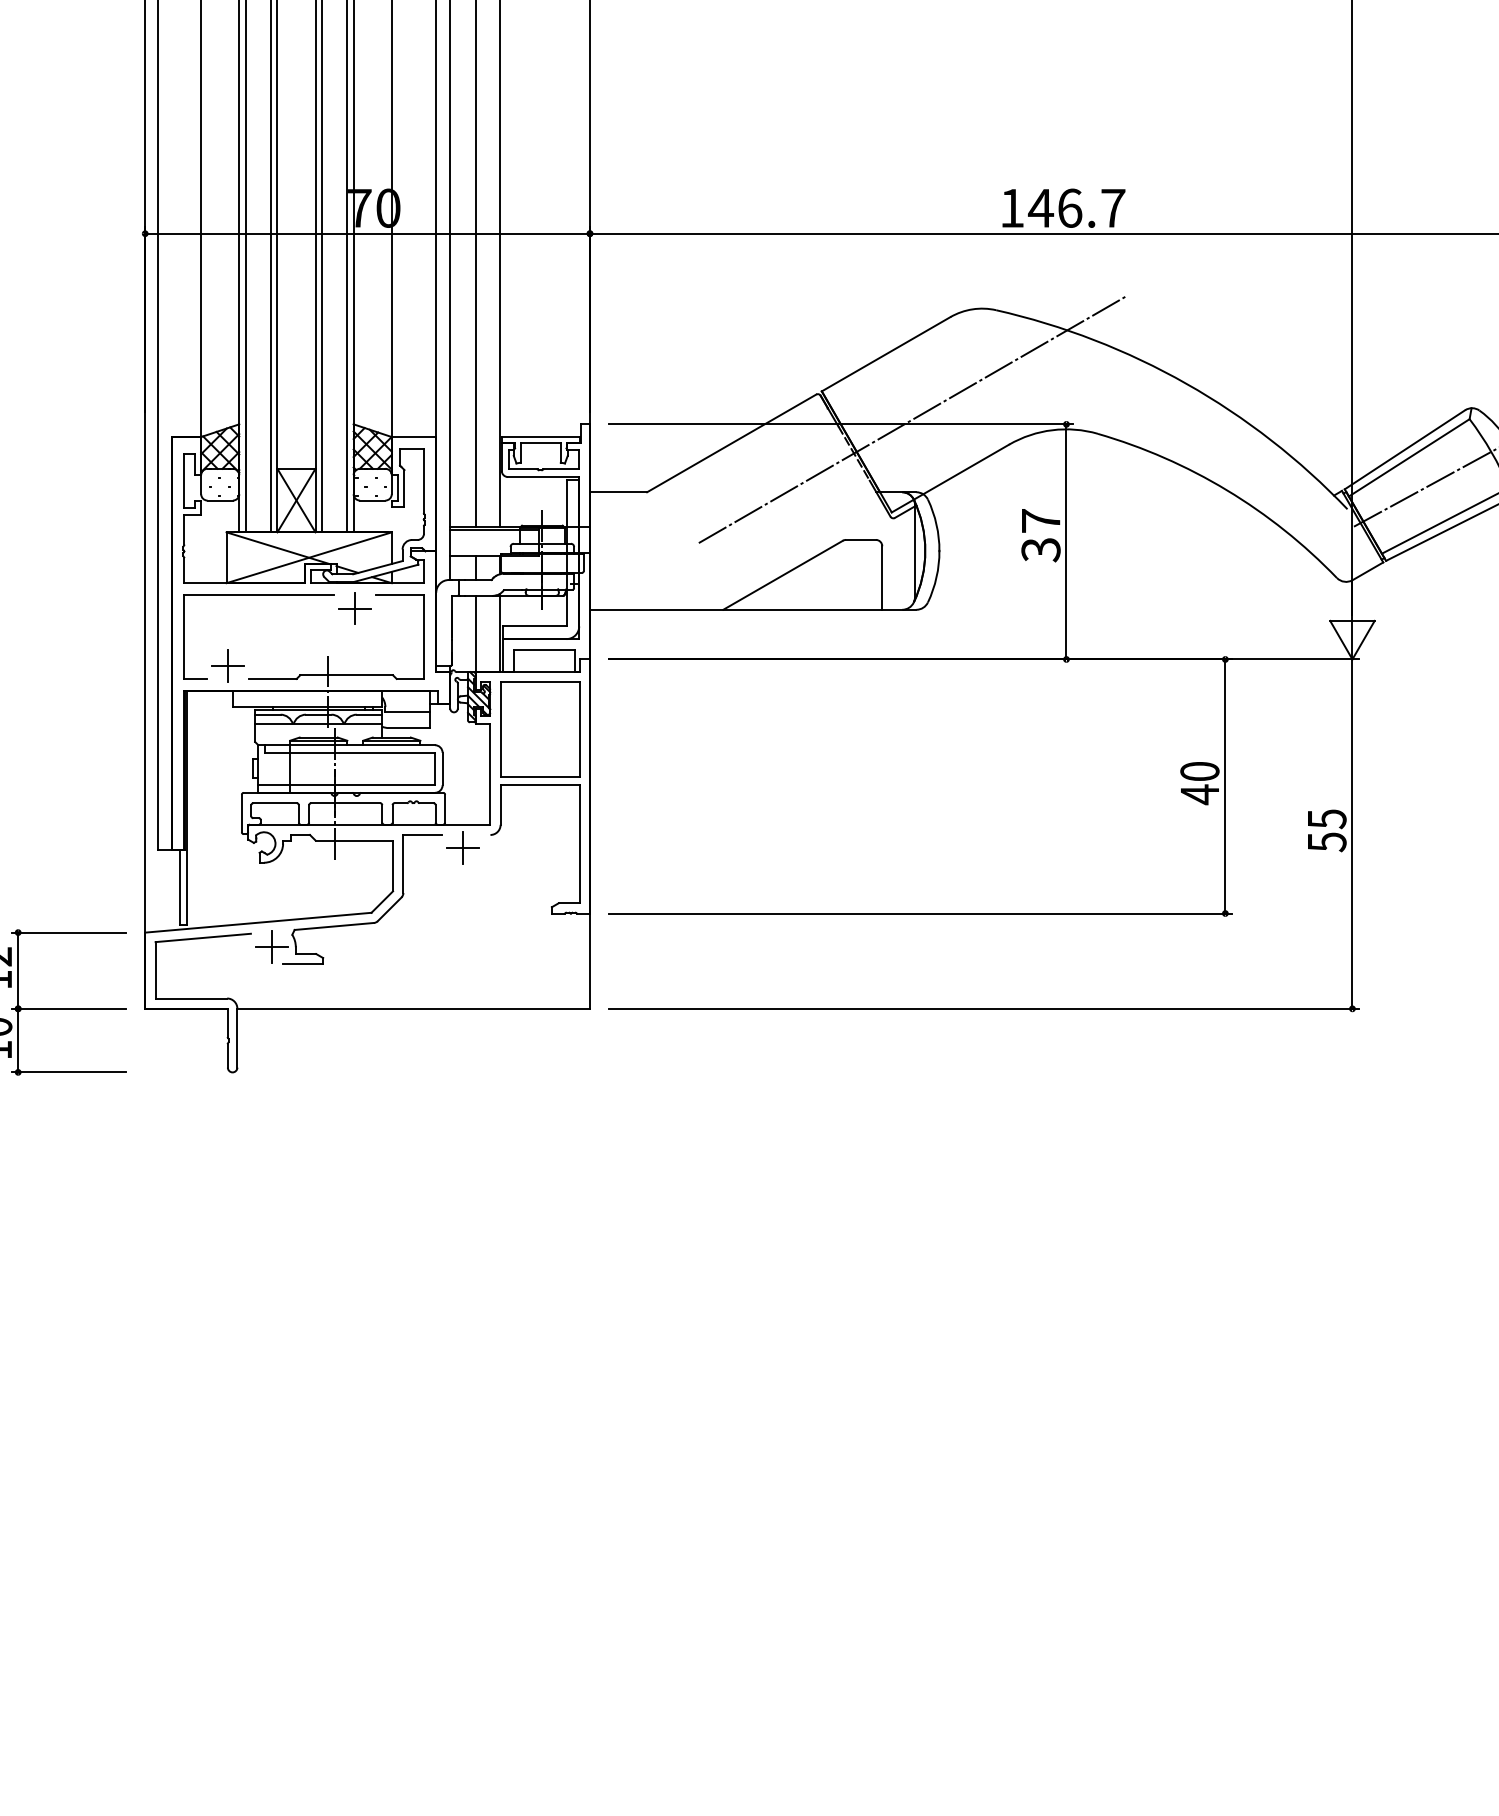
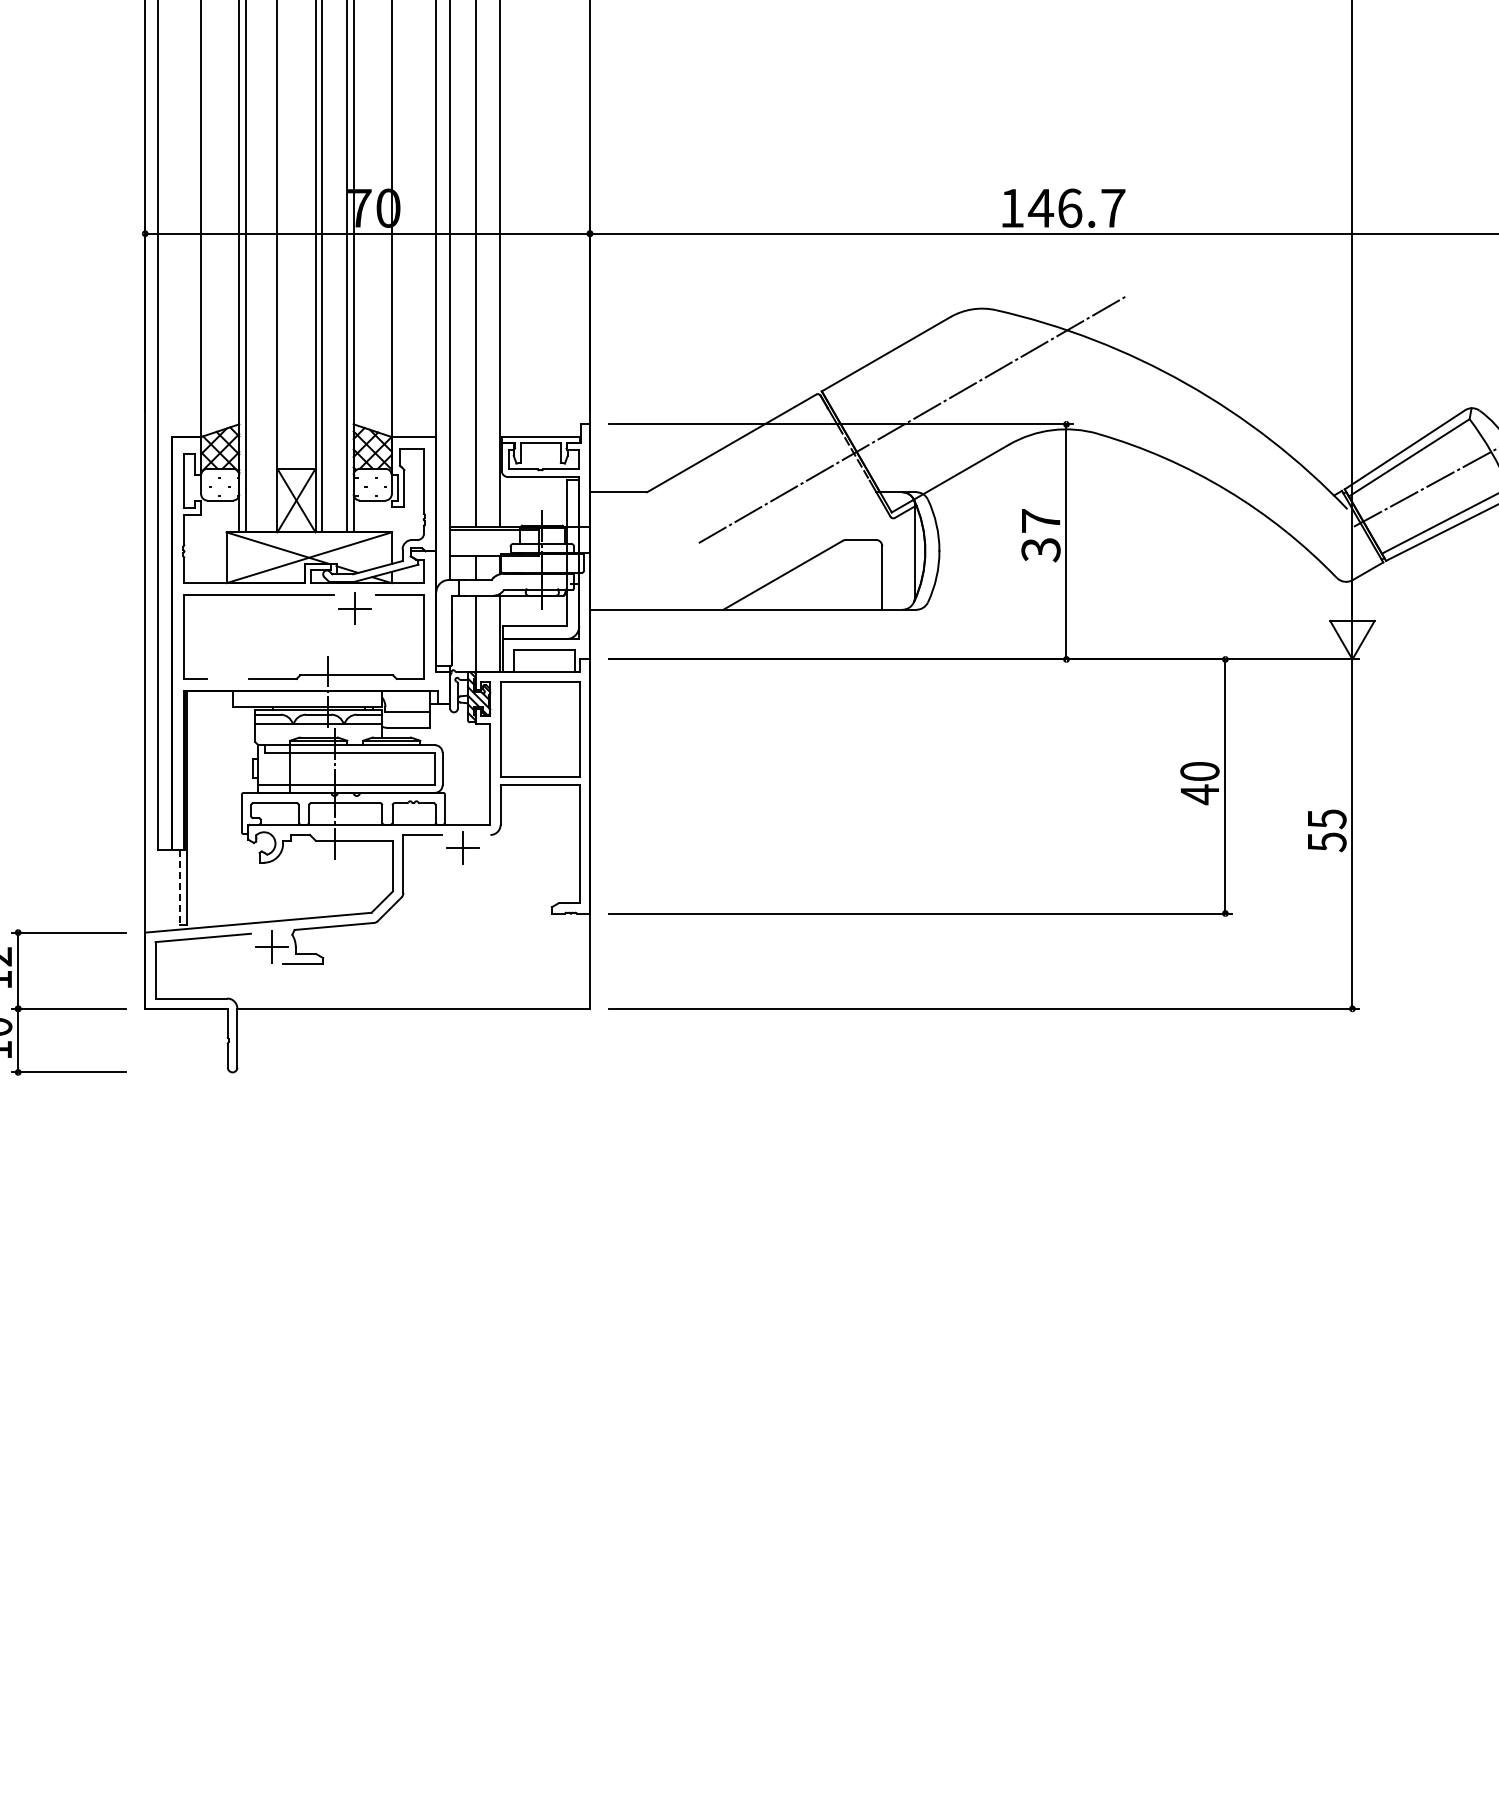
line: present -> none (271, 267)
part: present -> none (227, 665)
line: solid -> dashed (180, 888)
